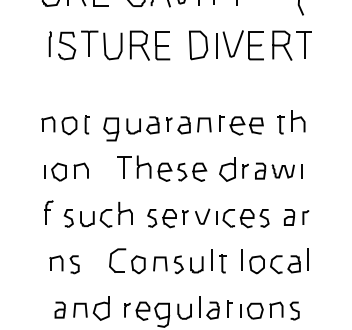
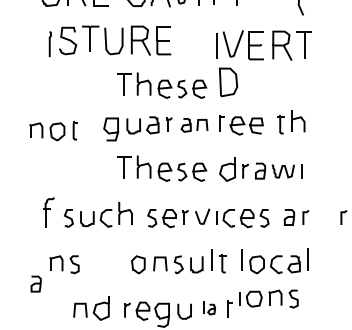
part position: (114, 45) -> (115, 40) (115, 40)
part position: (198, 45) -> (228, 82) (228, 82)
part: none -> present (162, 85)
part position: (65, 125) -> (53, 131) (53, 131)
part size: 35x19 px -> 29x15 px (194, 125)
part: present -> none (66, 171)
part size: 10x25 px -> 12x31 px (48, 212)
line: none -> present (342, 217)
part: present -> none (117, 260)
part size: 21x24 px -> 13x15 px (209, 308)
part position: (59, 309) -> (35, 283) (35, 283)
part position: (269, 310) -> (268, 298) (268, 298)
